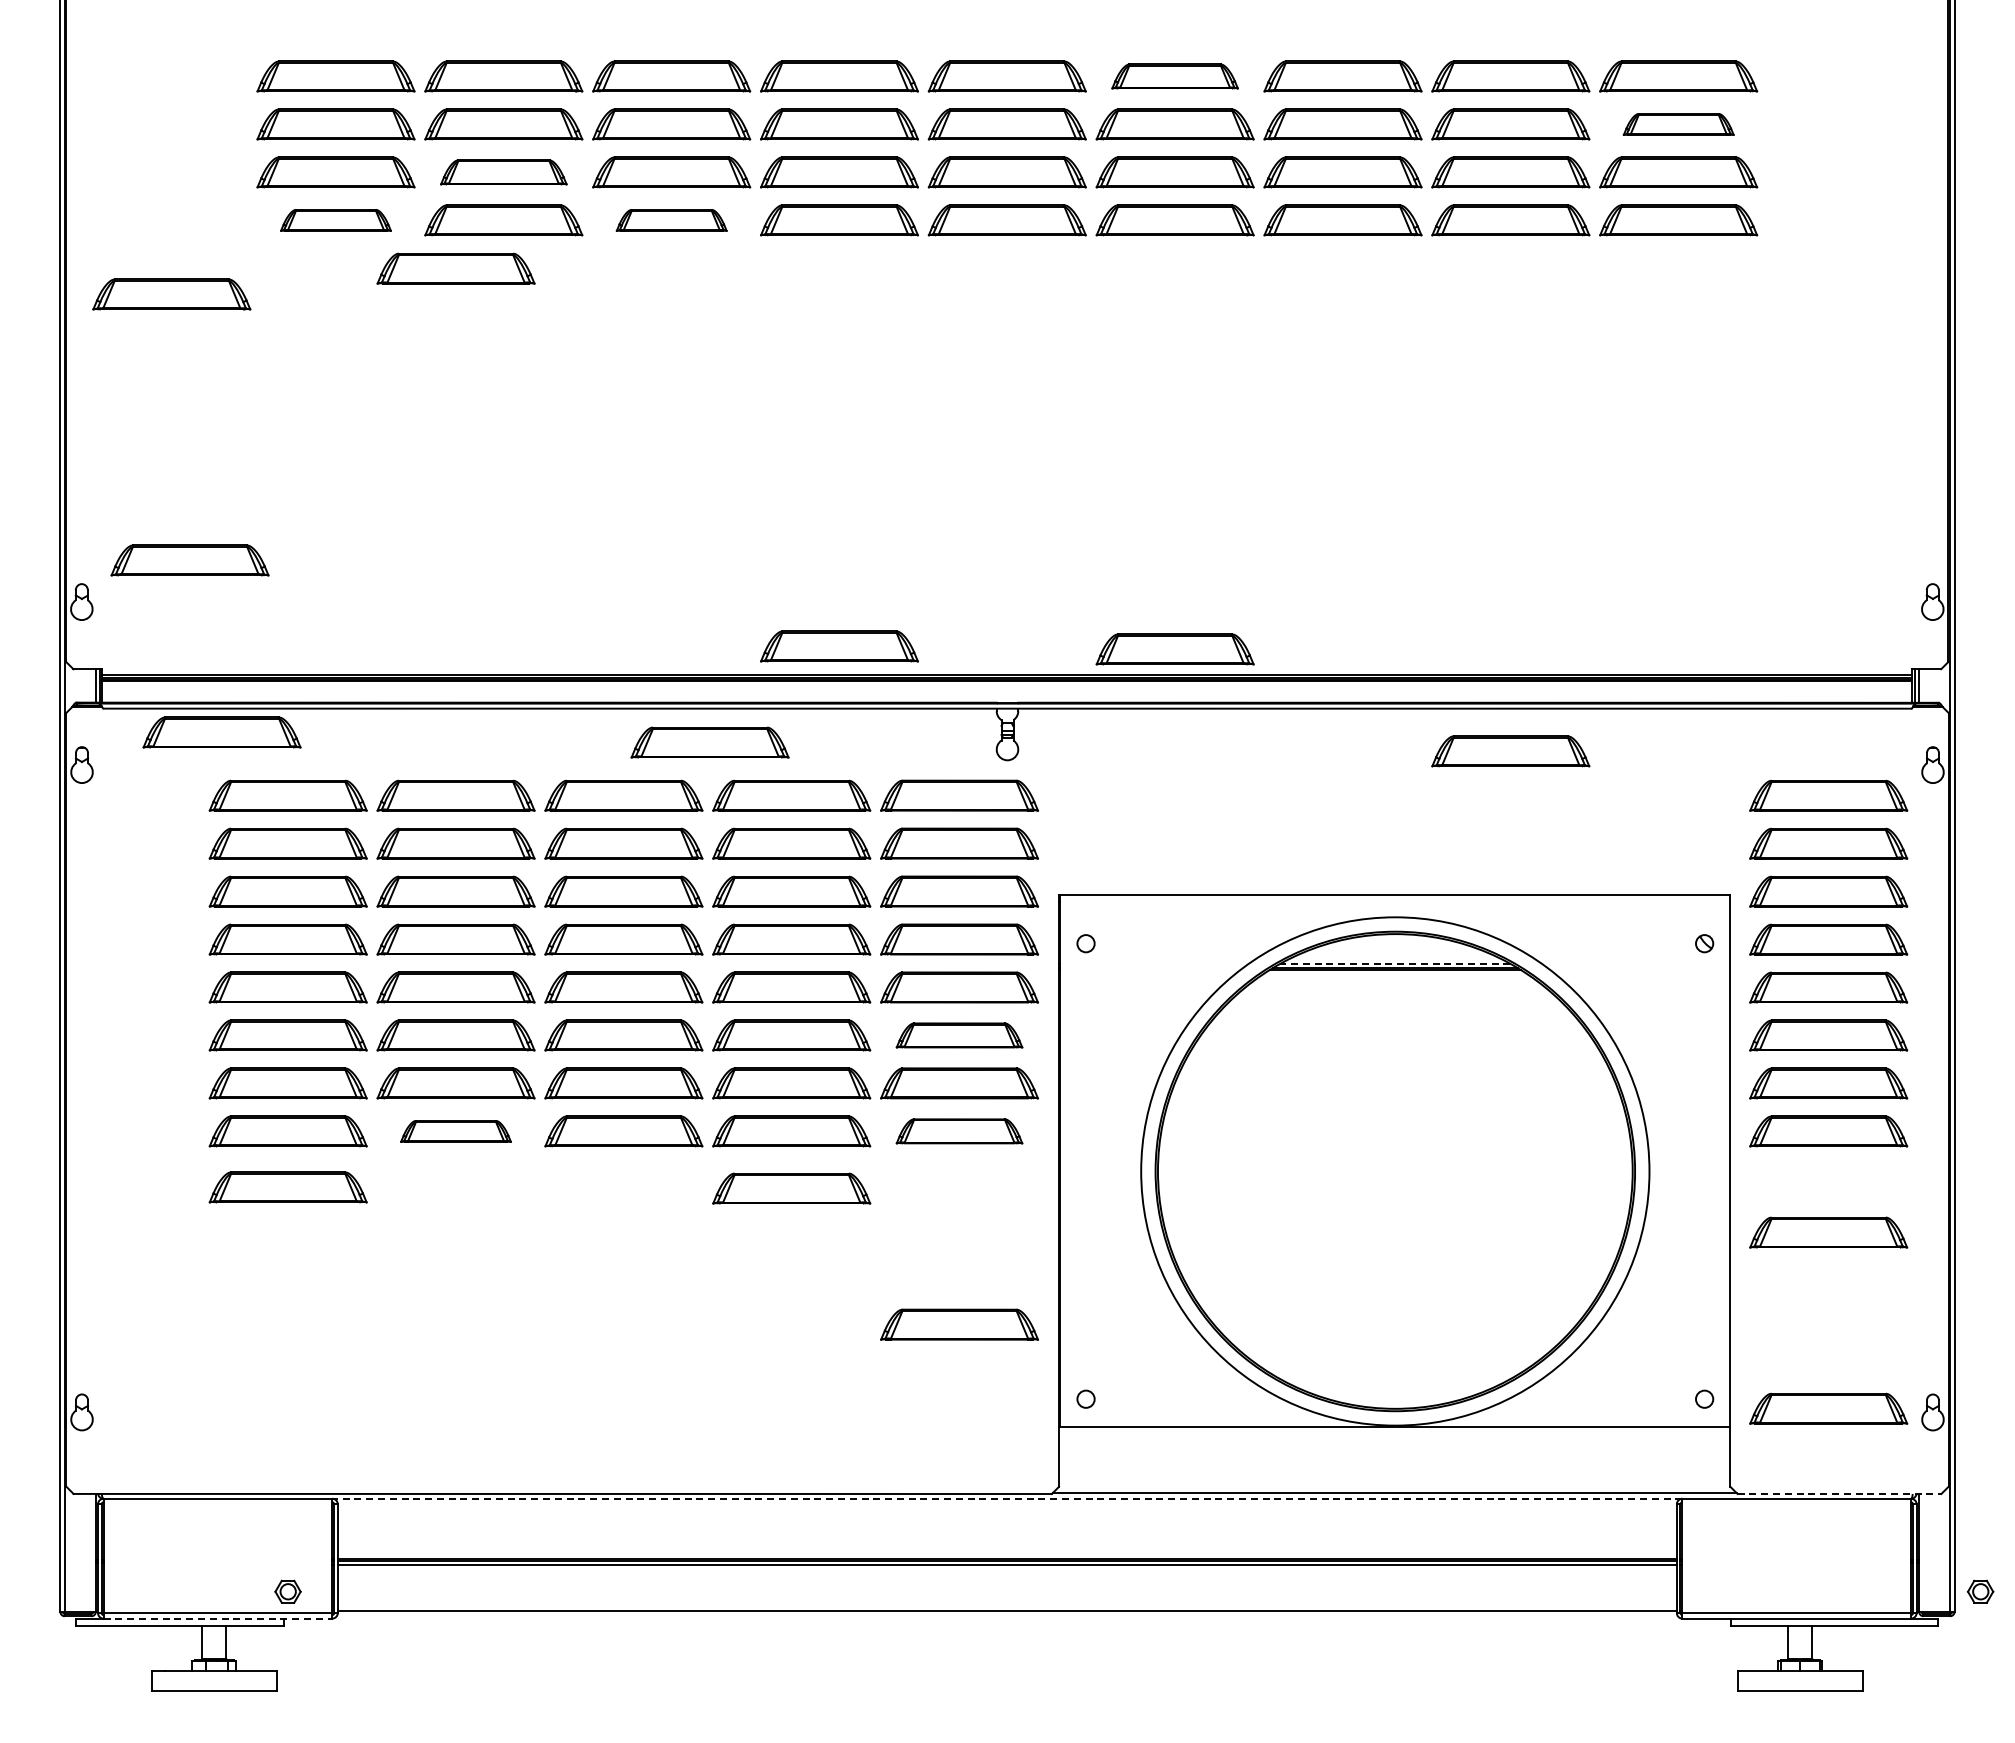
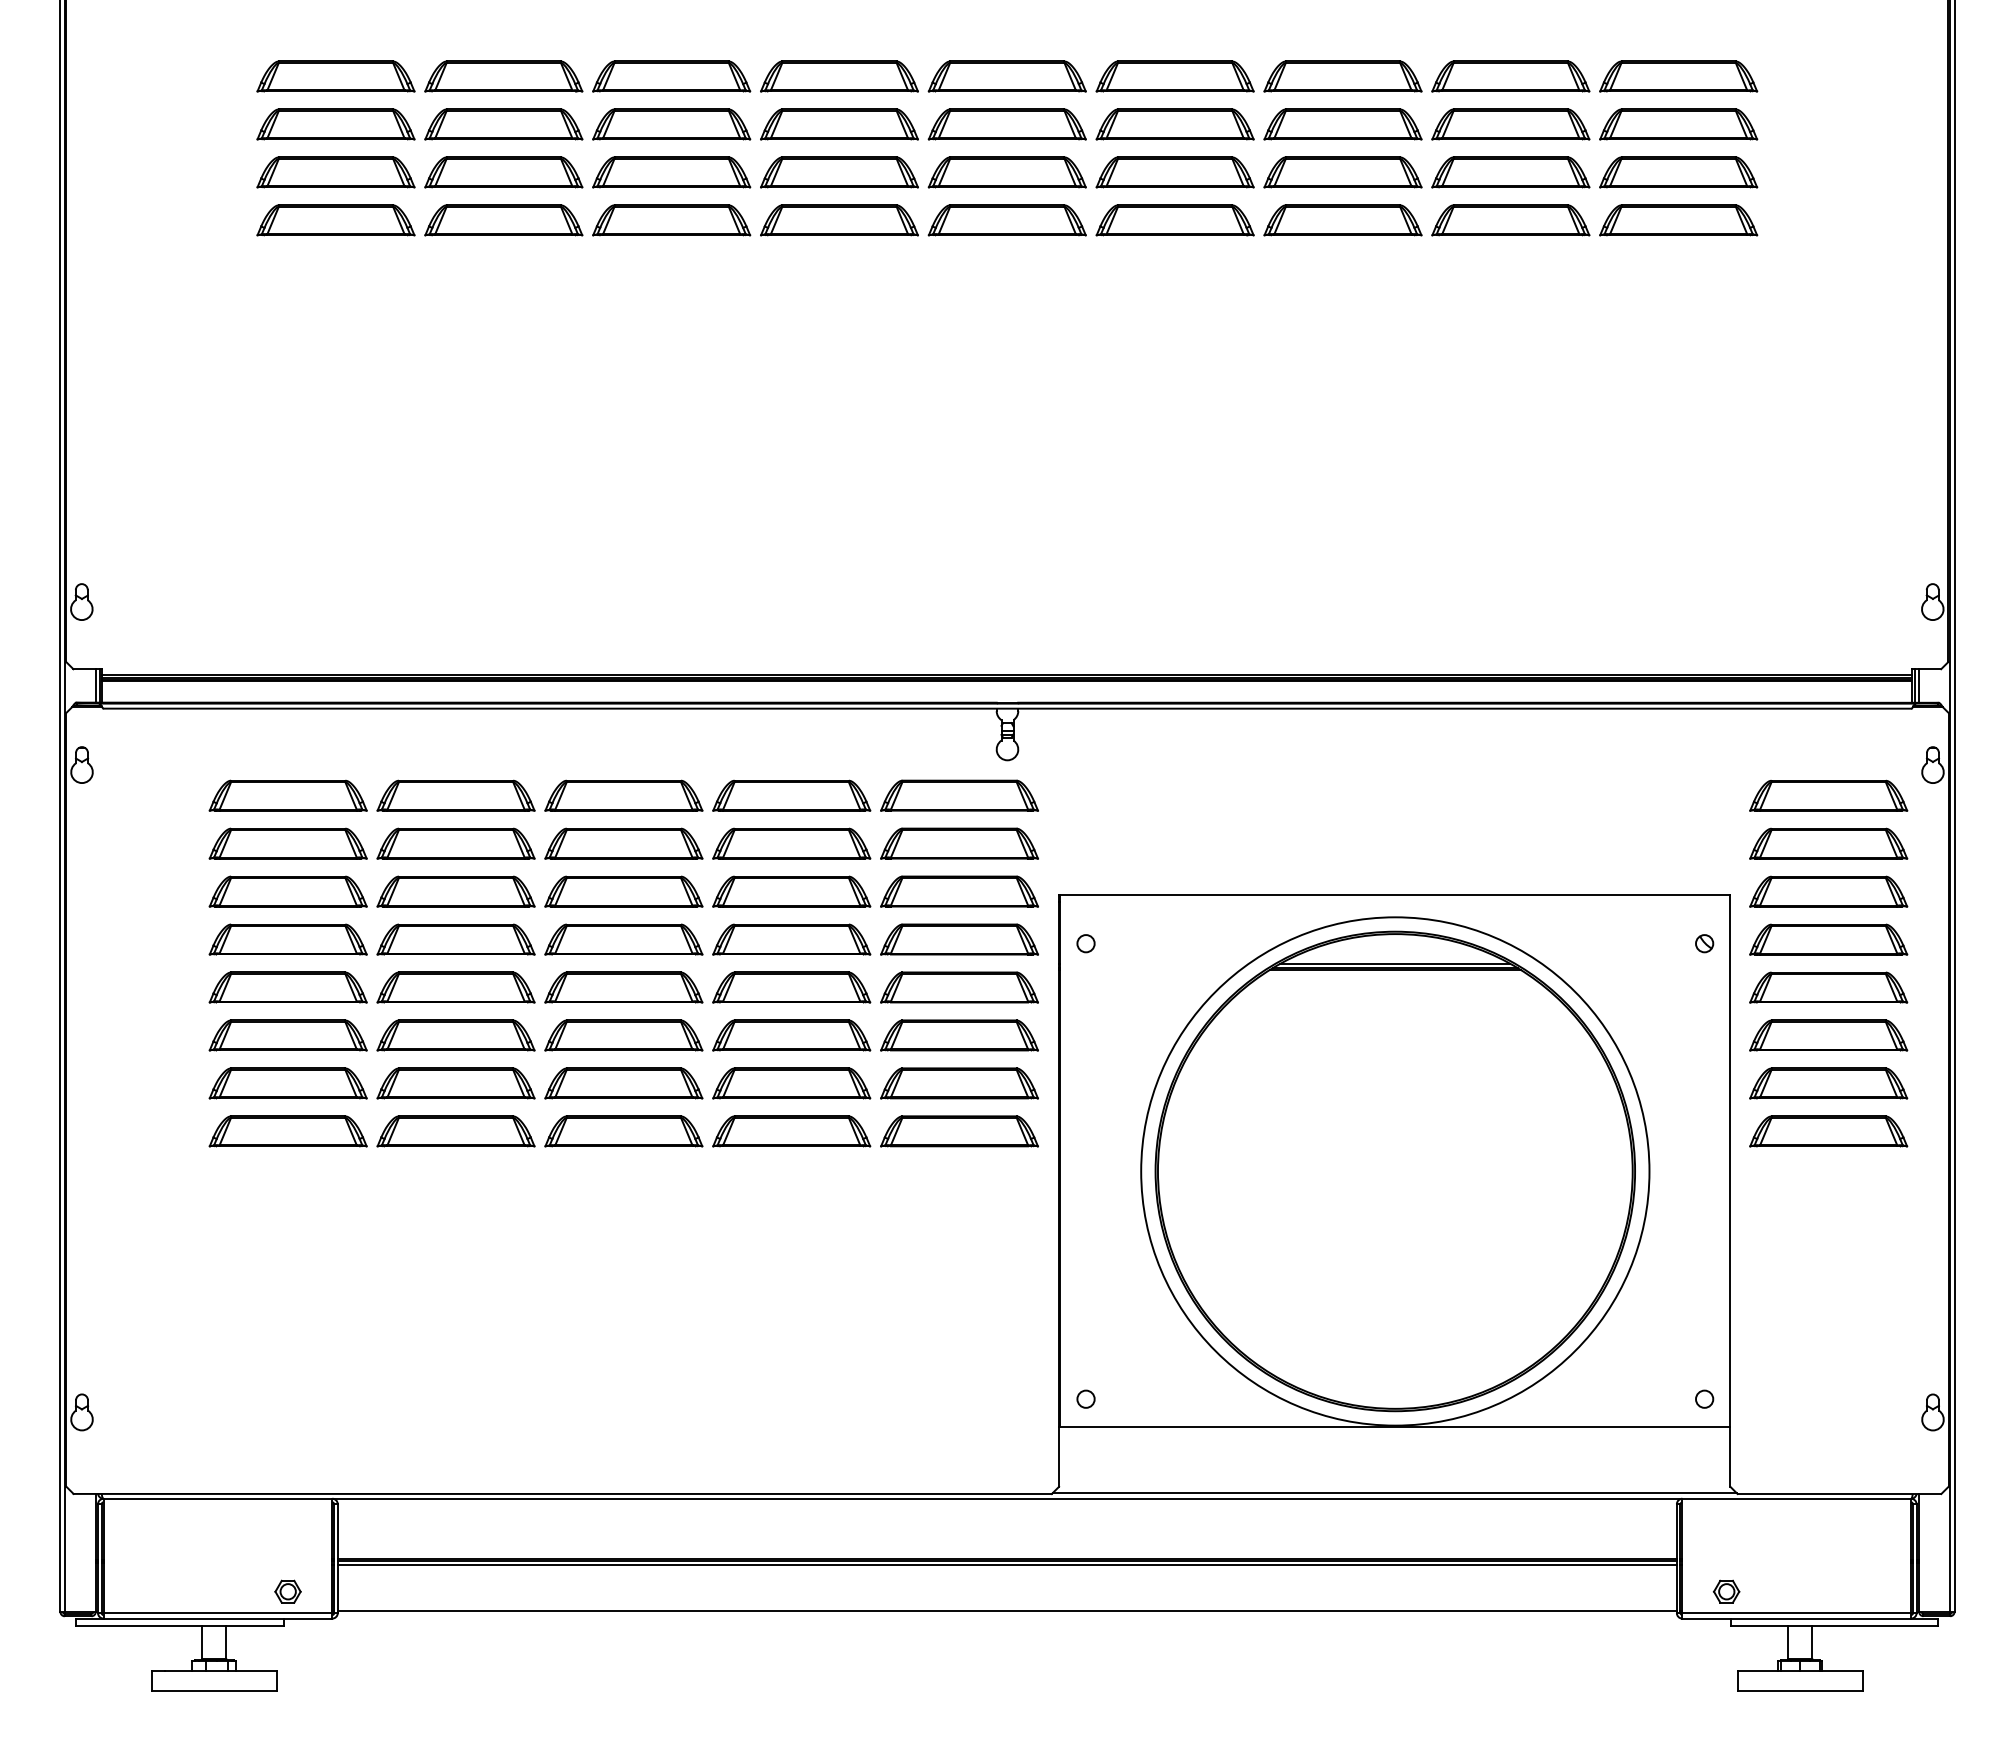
part size: 128x27 px -> 160x33 px (1174, 76)
part size: 113x23 px -> 160x33 px (1678, 124)
part size: 128x27 px -> 160x33 px (503, 172)
part size: 112x23 px -> 160x33 px (335, 220)
part size: 113x23 px -> 160x33 px (671, 220)
part: present -> none (455, 268)
part: present -> none (171, 294)
part: present -> none (189, 560)
part: present -> none (839, 646)
part: present -> none (1174, 649)
part: present -> none (221, 732)
part: present -> none (709, 742)
part: present -> none (1510, 751)
line: dashed -> solid (1394, 963)
part size: 129x27 px -> 159x33 px (959, 1035)
part size: 112x23 px -> 160x33 px (455, 1131)
part size: 129x27 px -> 159x33 px (959, 1131)
part: present -> none (287, 1187)
part: present -> none (791, 1188)
part: present -> none (1828, 1232)
part: present -> none (959, 1324)
part: present -> none (1828, 1408)
line: dashed -> solid (1839, 1494)
line: dashed -> solid (1006, 1498)
part position: (1980, 1591) -> (1726, 1591) (1726, 1591)
line: dashed -> solid (218, 1618)
